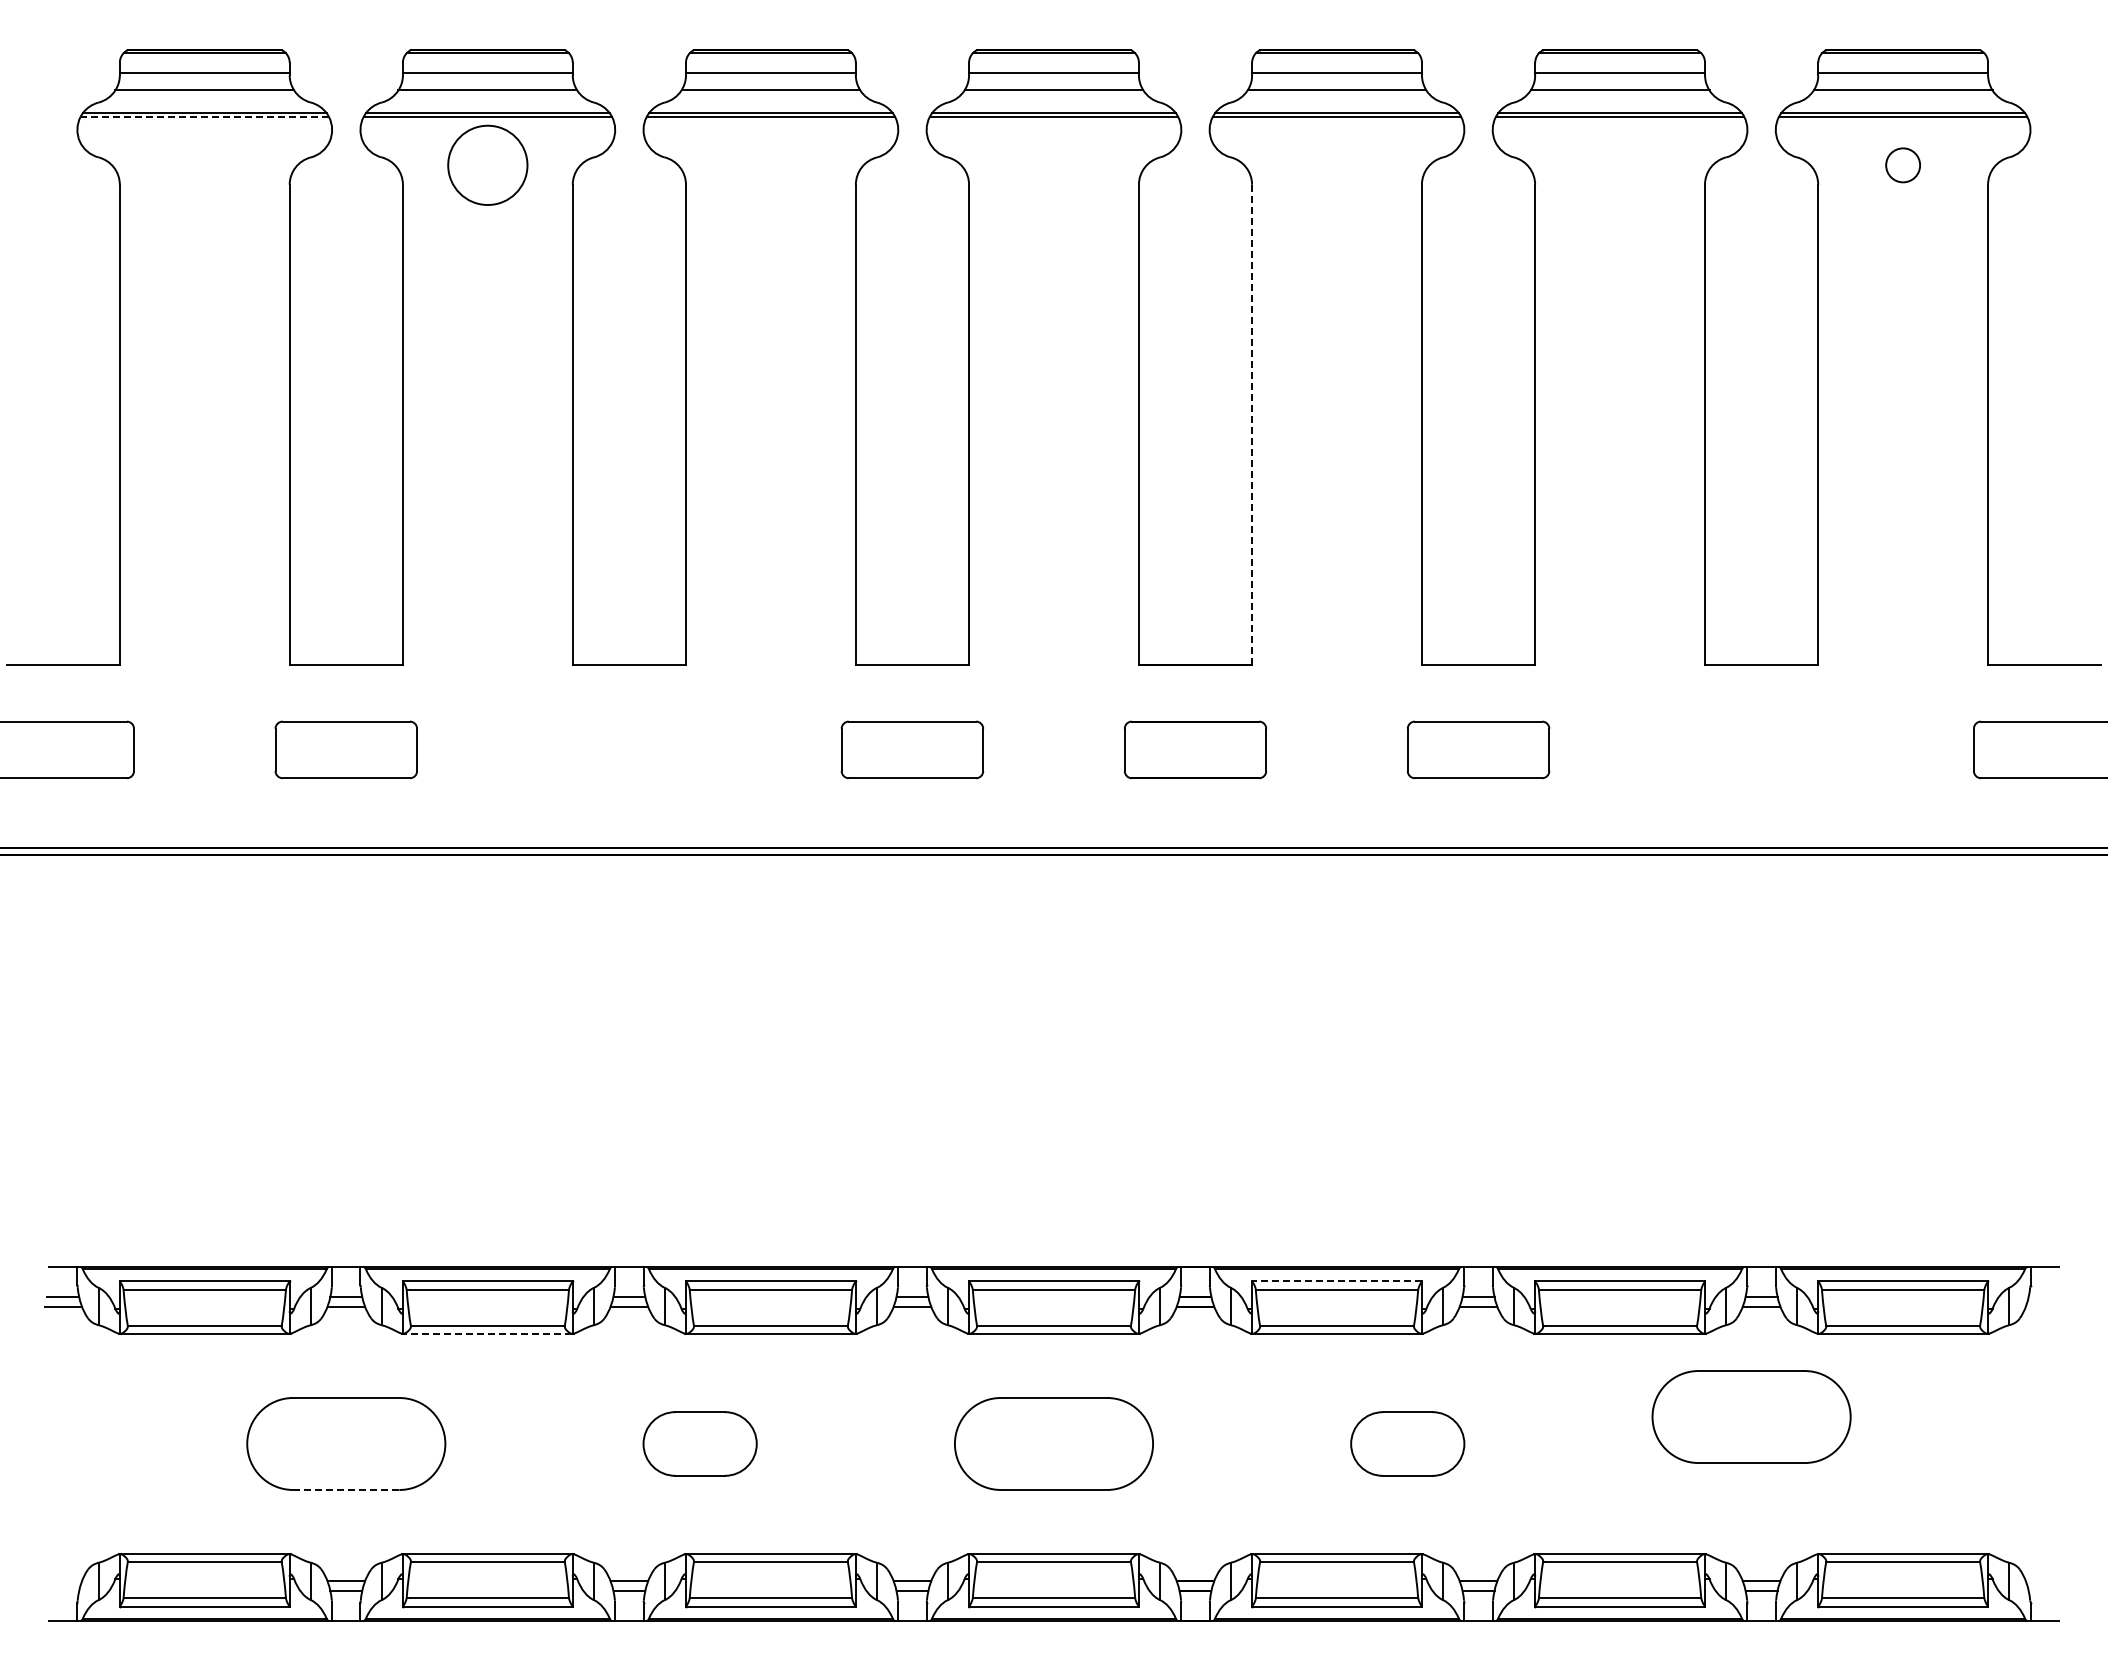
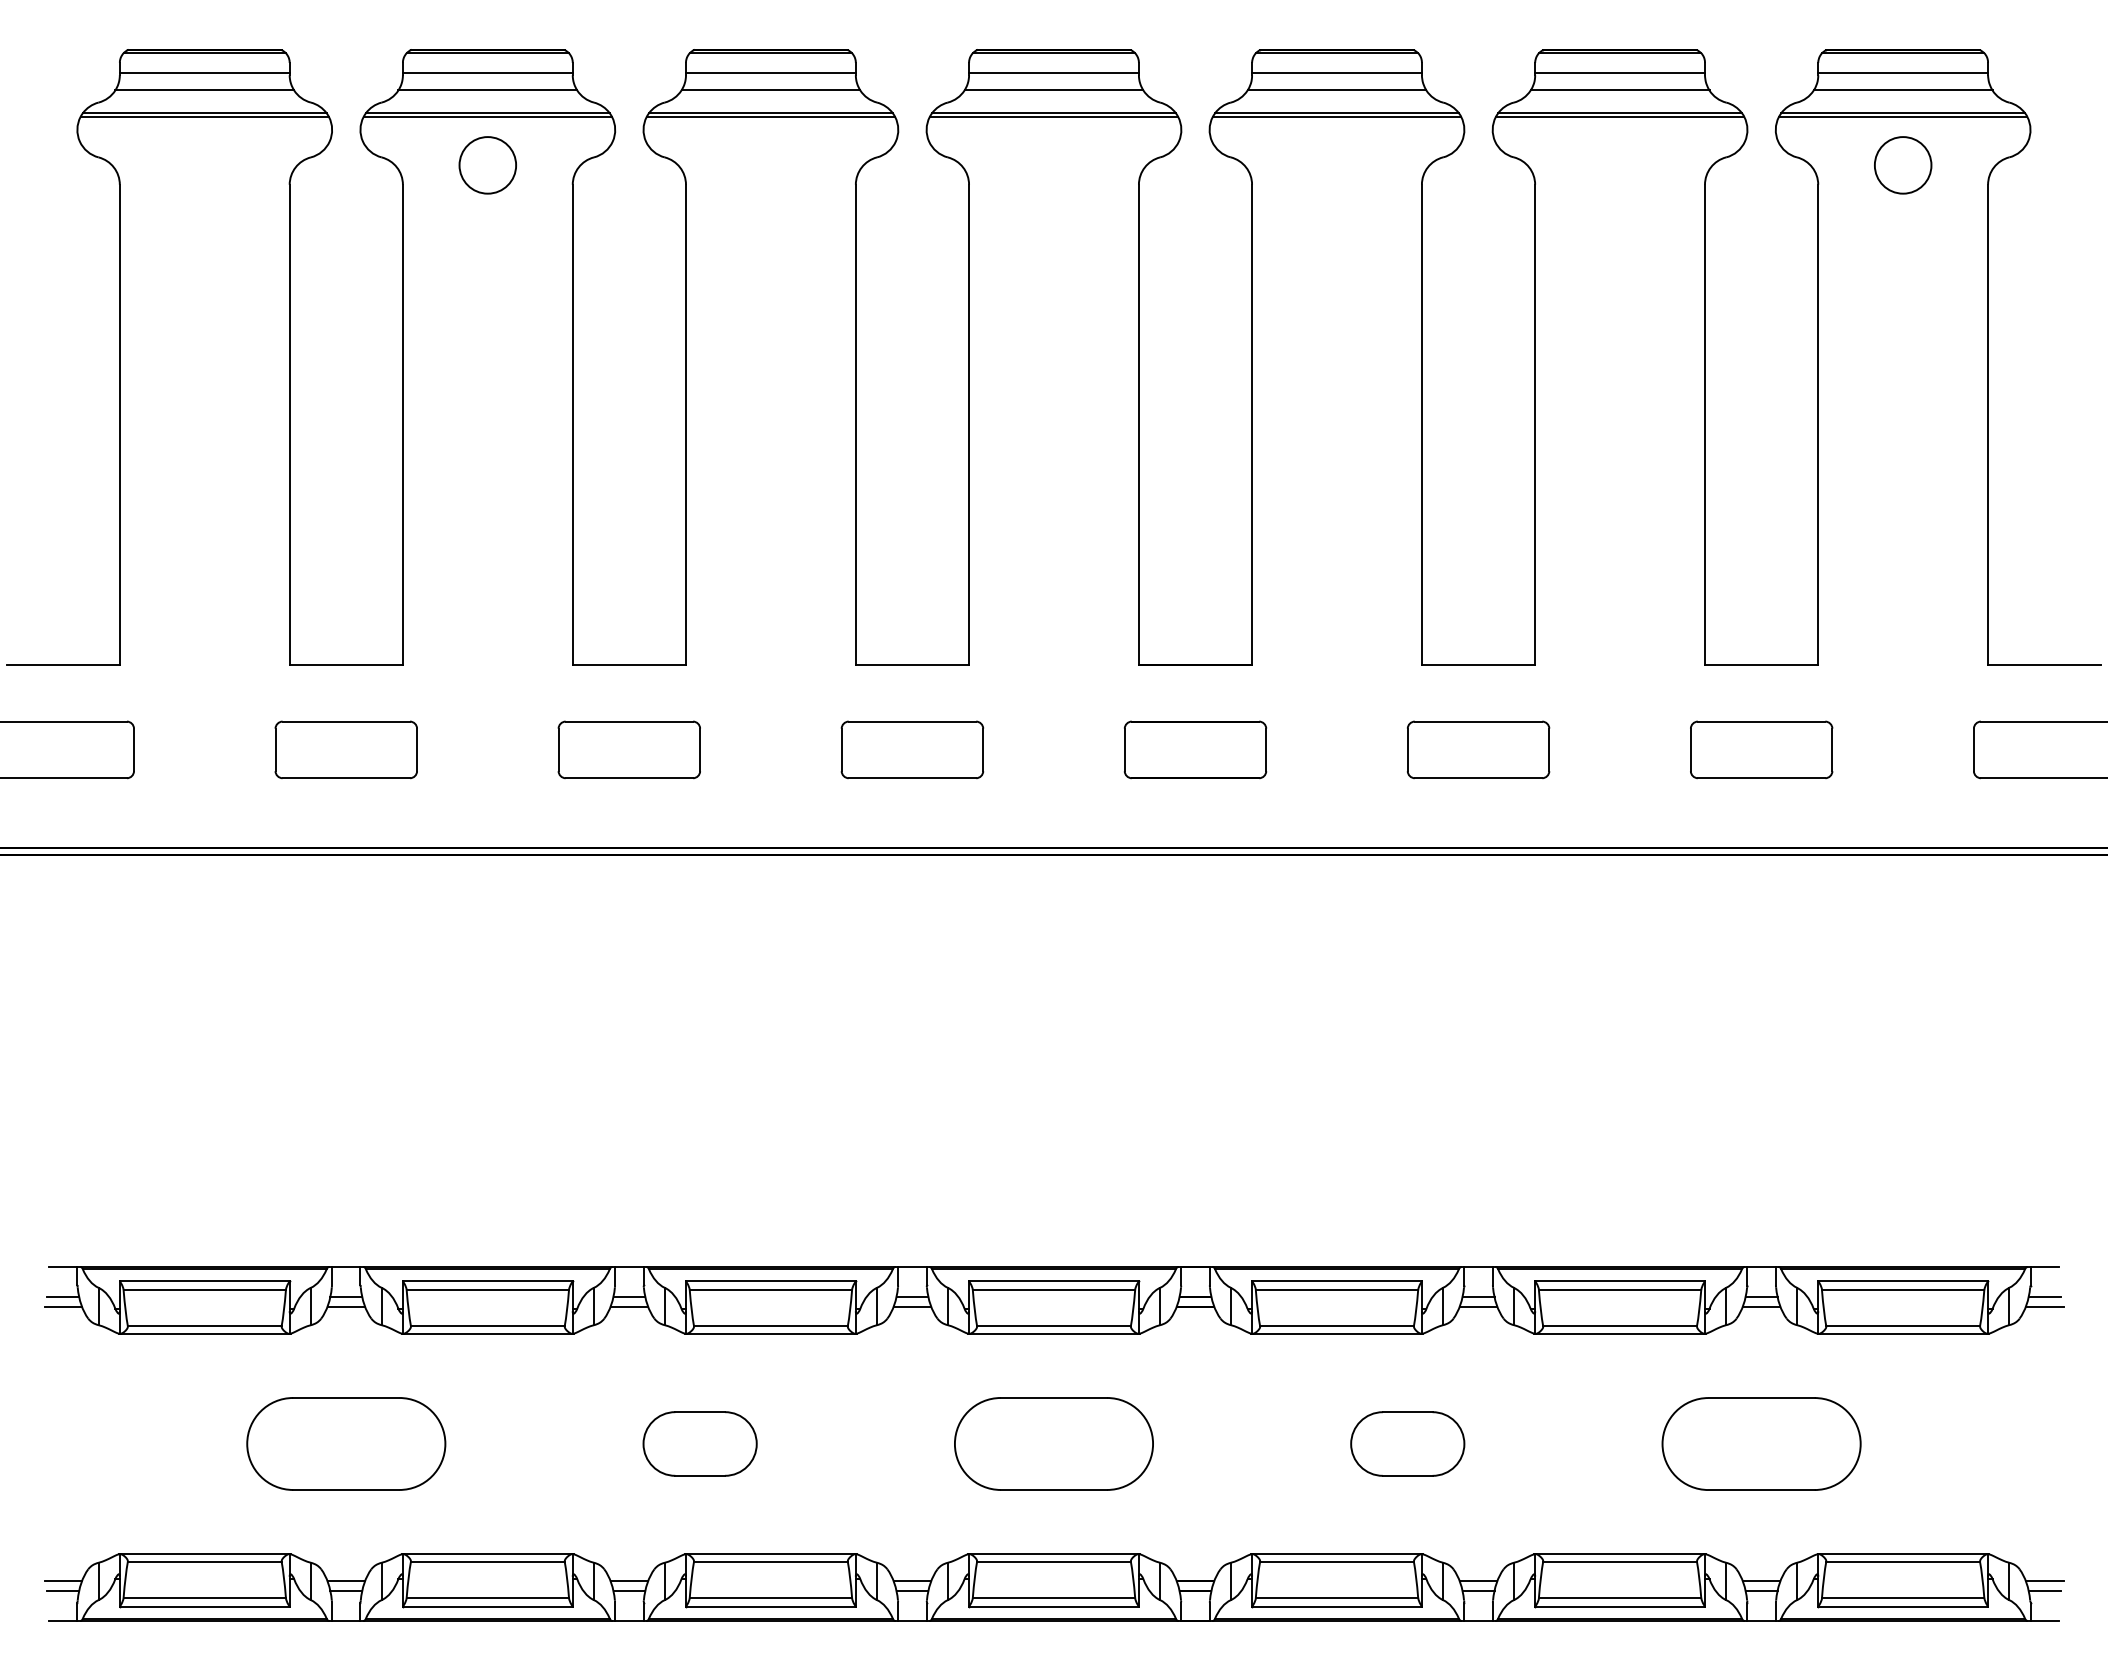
line: dashed -> solid (204, 117)
circle diameter: 79 px -> 57 px (487, 165)
circle diameter: 34 px -> 57 px (1902, 165)
line: dashed -> solid (1252, 425)
part: none -> present (628, 749)
part: none -> present (1761, 749)
line: dashed -> solid (1337, 1281)
line: none -> present (2044, 1296)
line: none -> present (2044, 1306)
line: dashed -> solid (487, 1333)
part position: (1751, 1416) -> (1761, 1443) (1761, 1443)
line: dashed -> solid (346, 1489)
line: none -> present (62, 1581)
line: none -> present (2044, 1581)
line: none -> present (63, 1591)
line: none -> present (2044, 1591)
